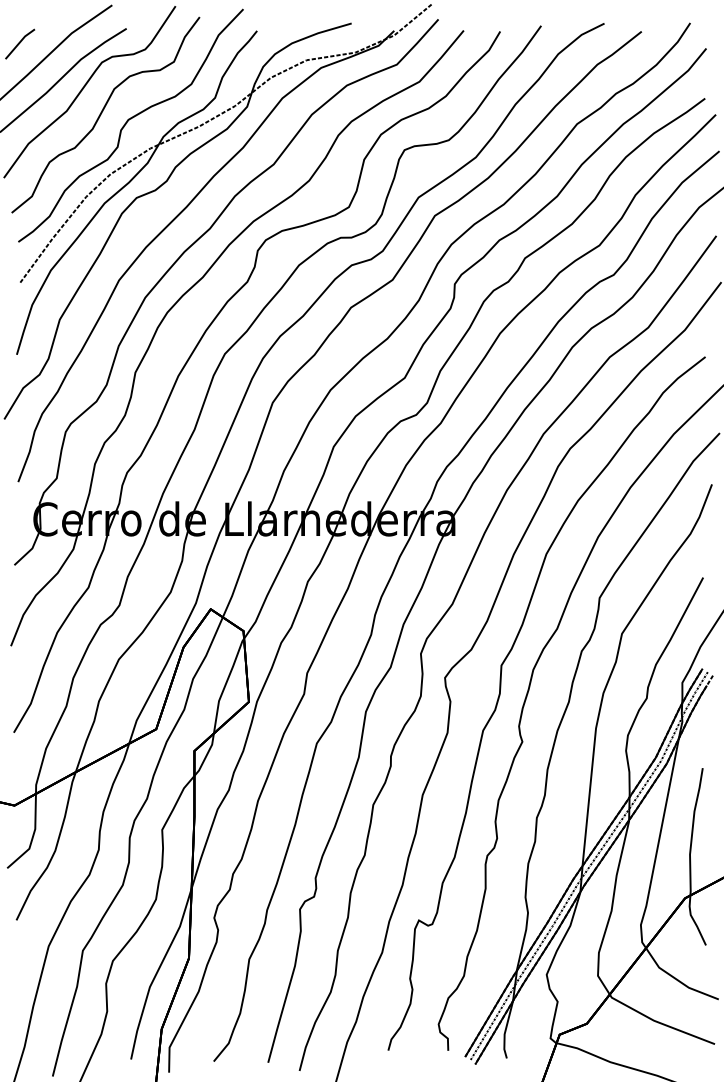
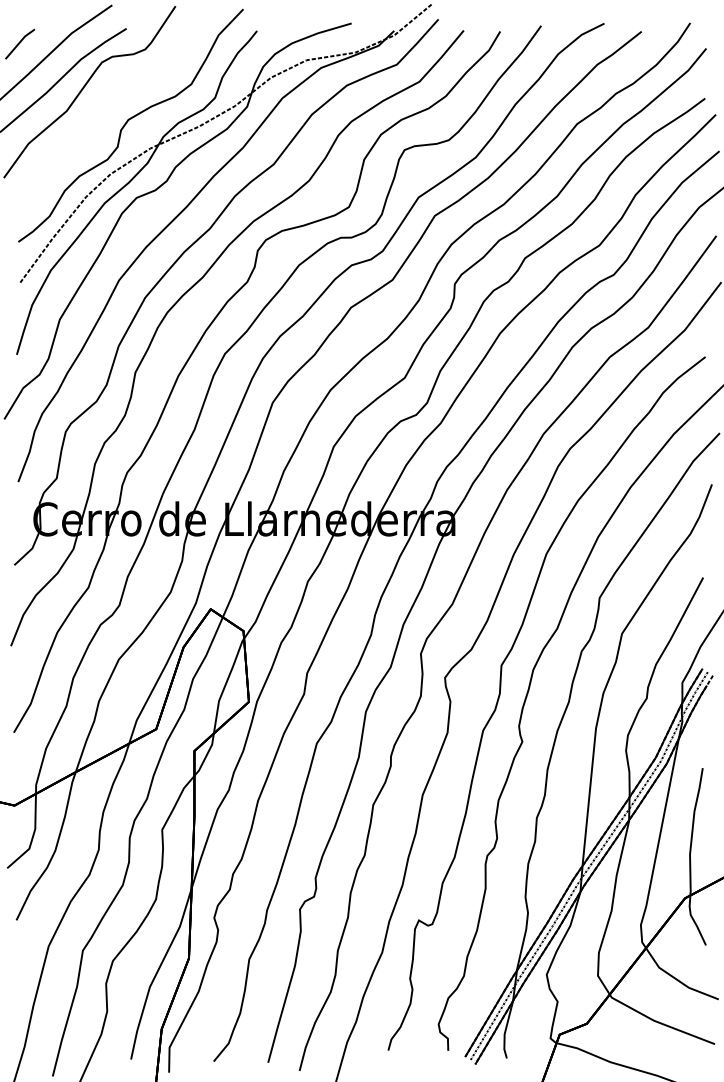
part: present -> none (105, 114)
